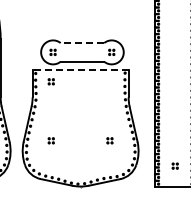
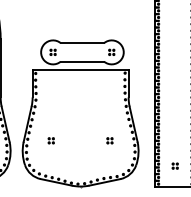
line: dashed -> solid (82, 43)
line: dashed -> solid (80, 70)
part: present -> none (50, 81)
